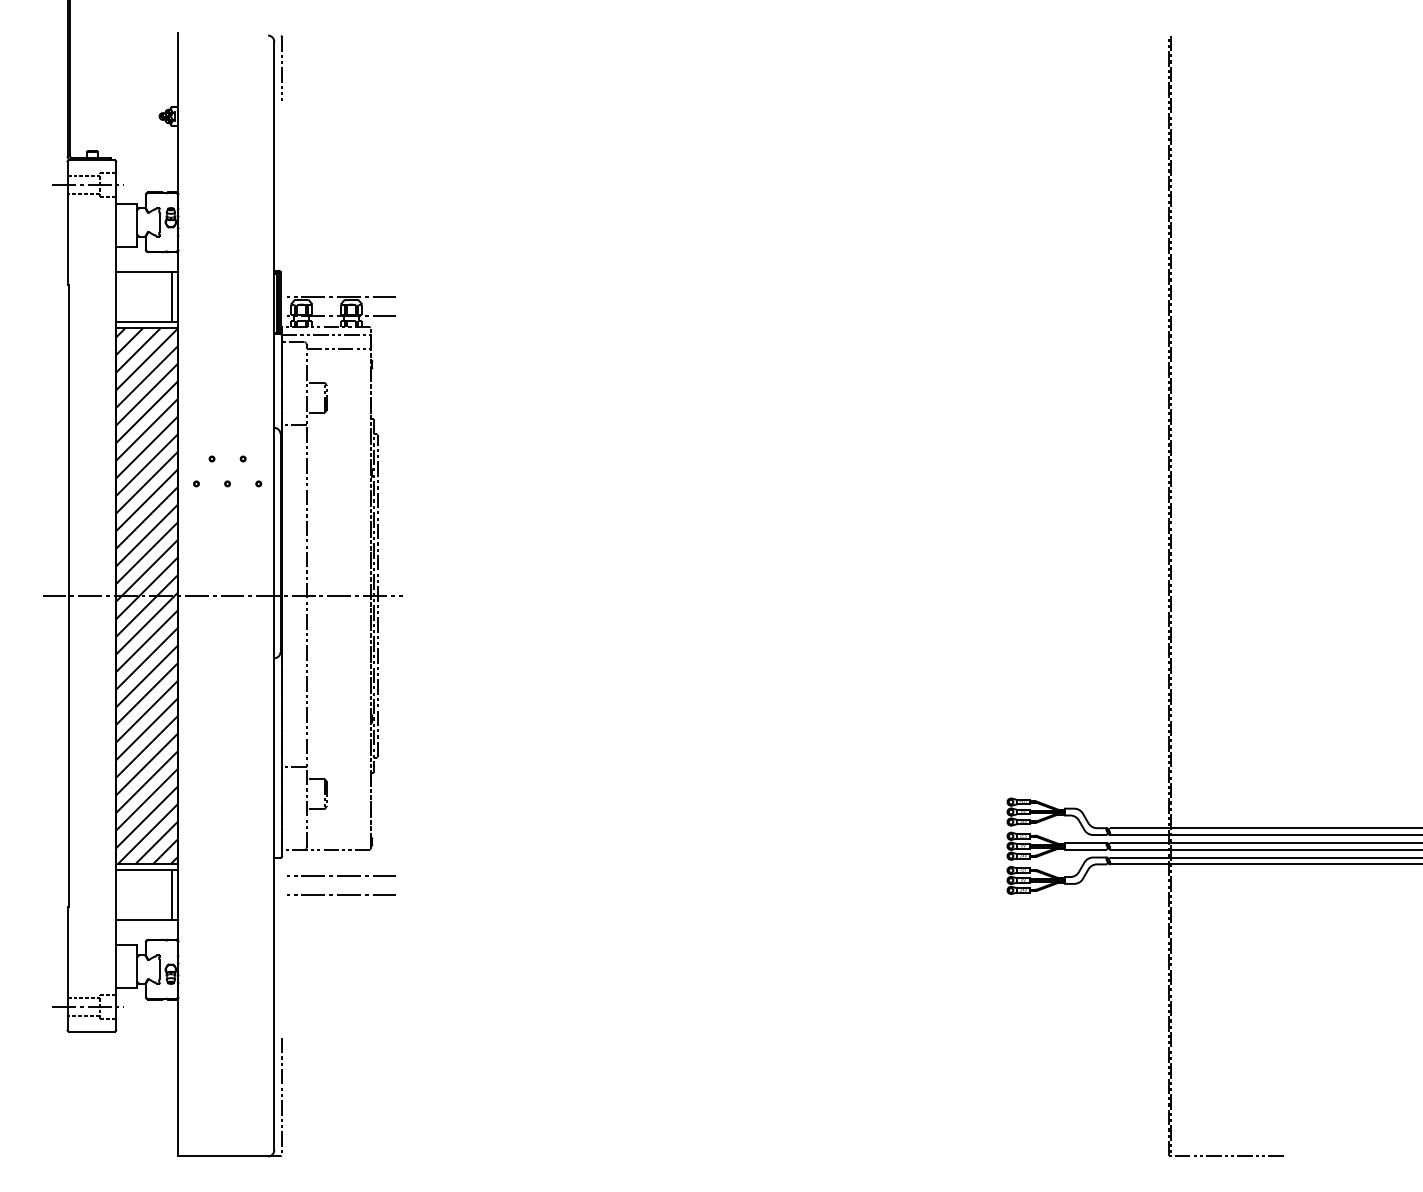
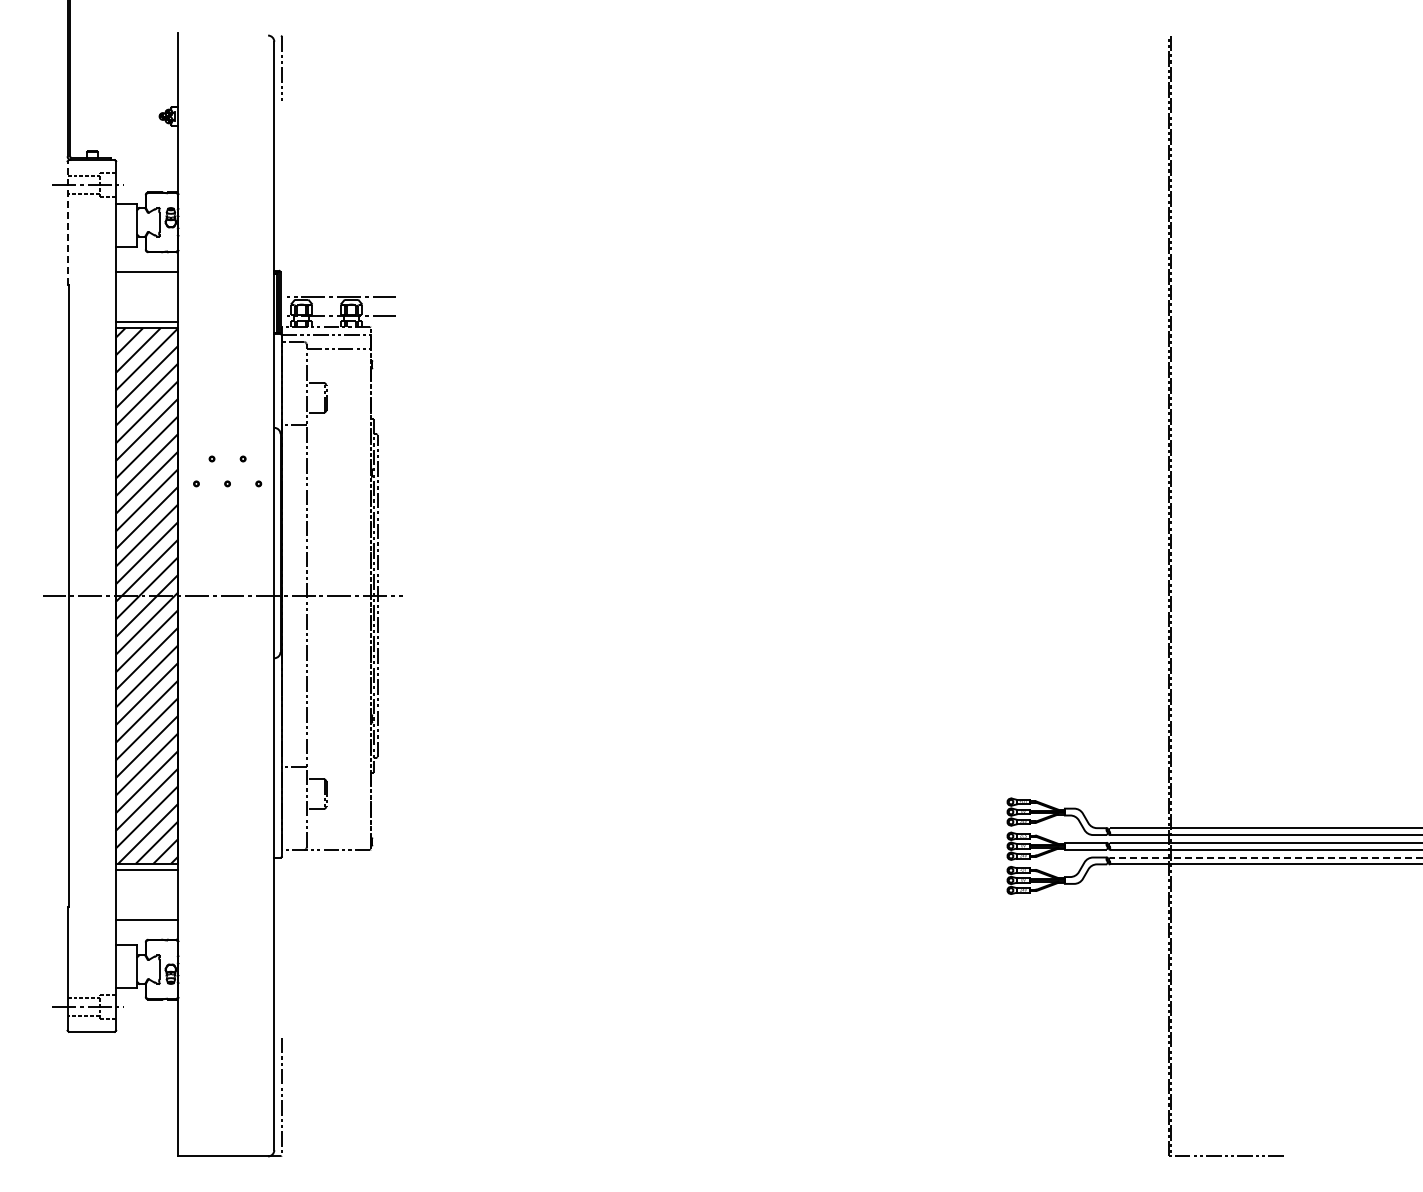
line: solid -> dashed (67, 223)
line: present -> none (172, 297)
line: solid -> dashed (1266, 857)
line: present -> none (341, 876)
line: present -> none (172, 894)
line: present -> none (341, 894)
